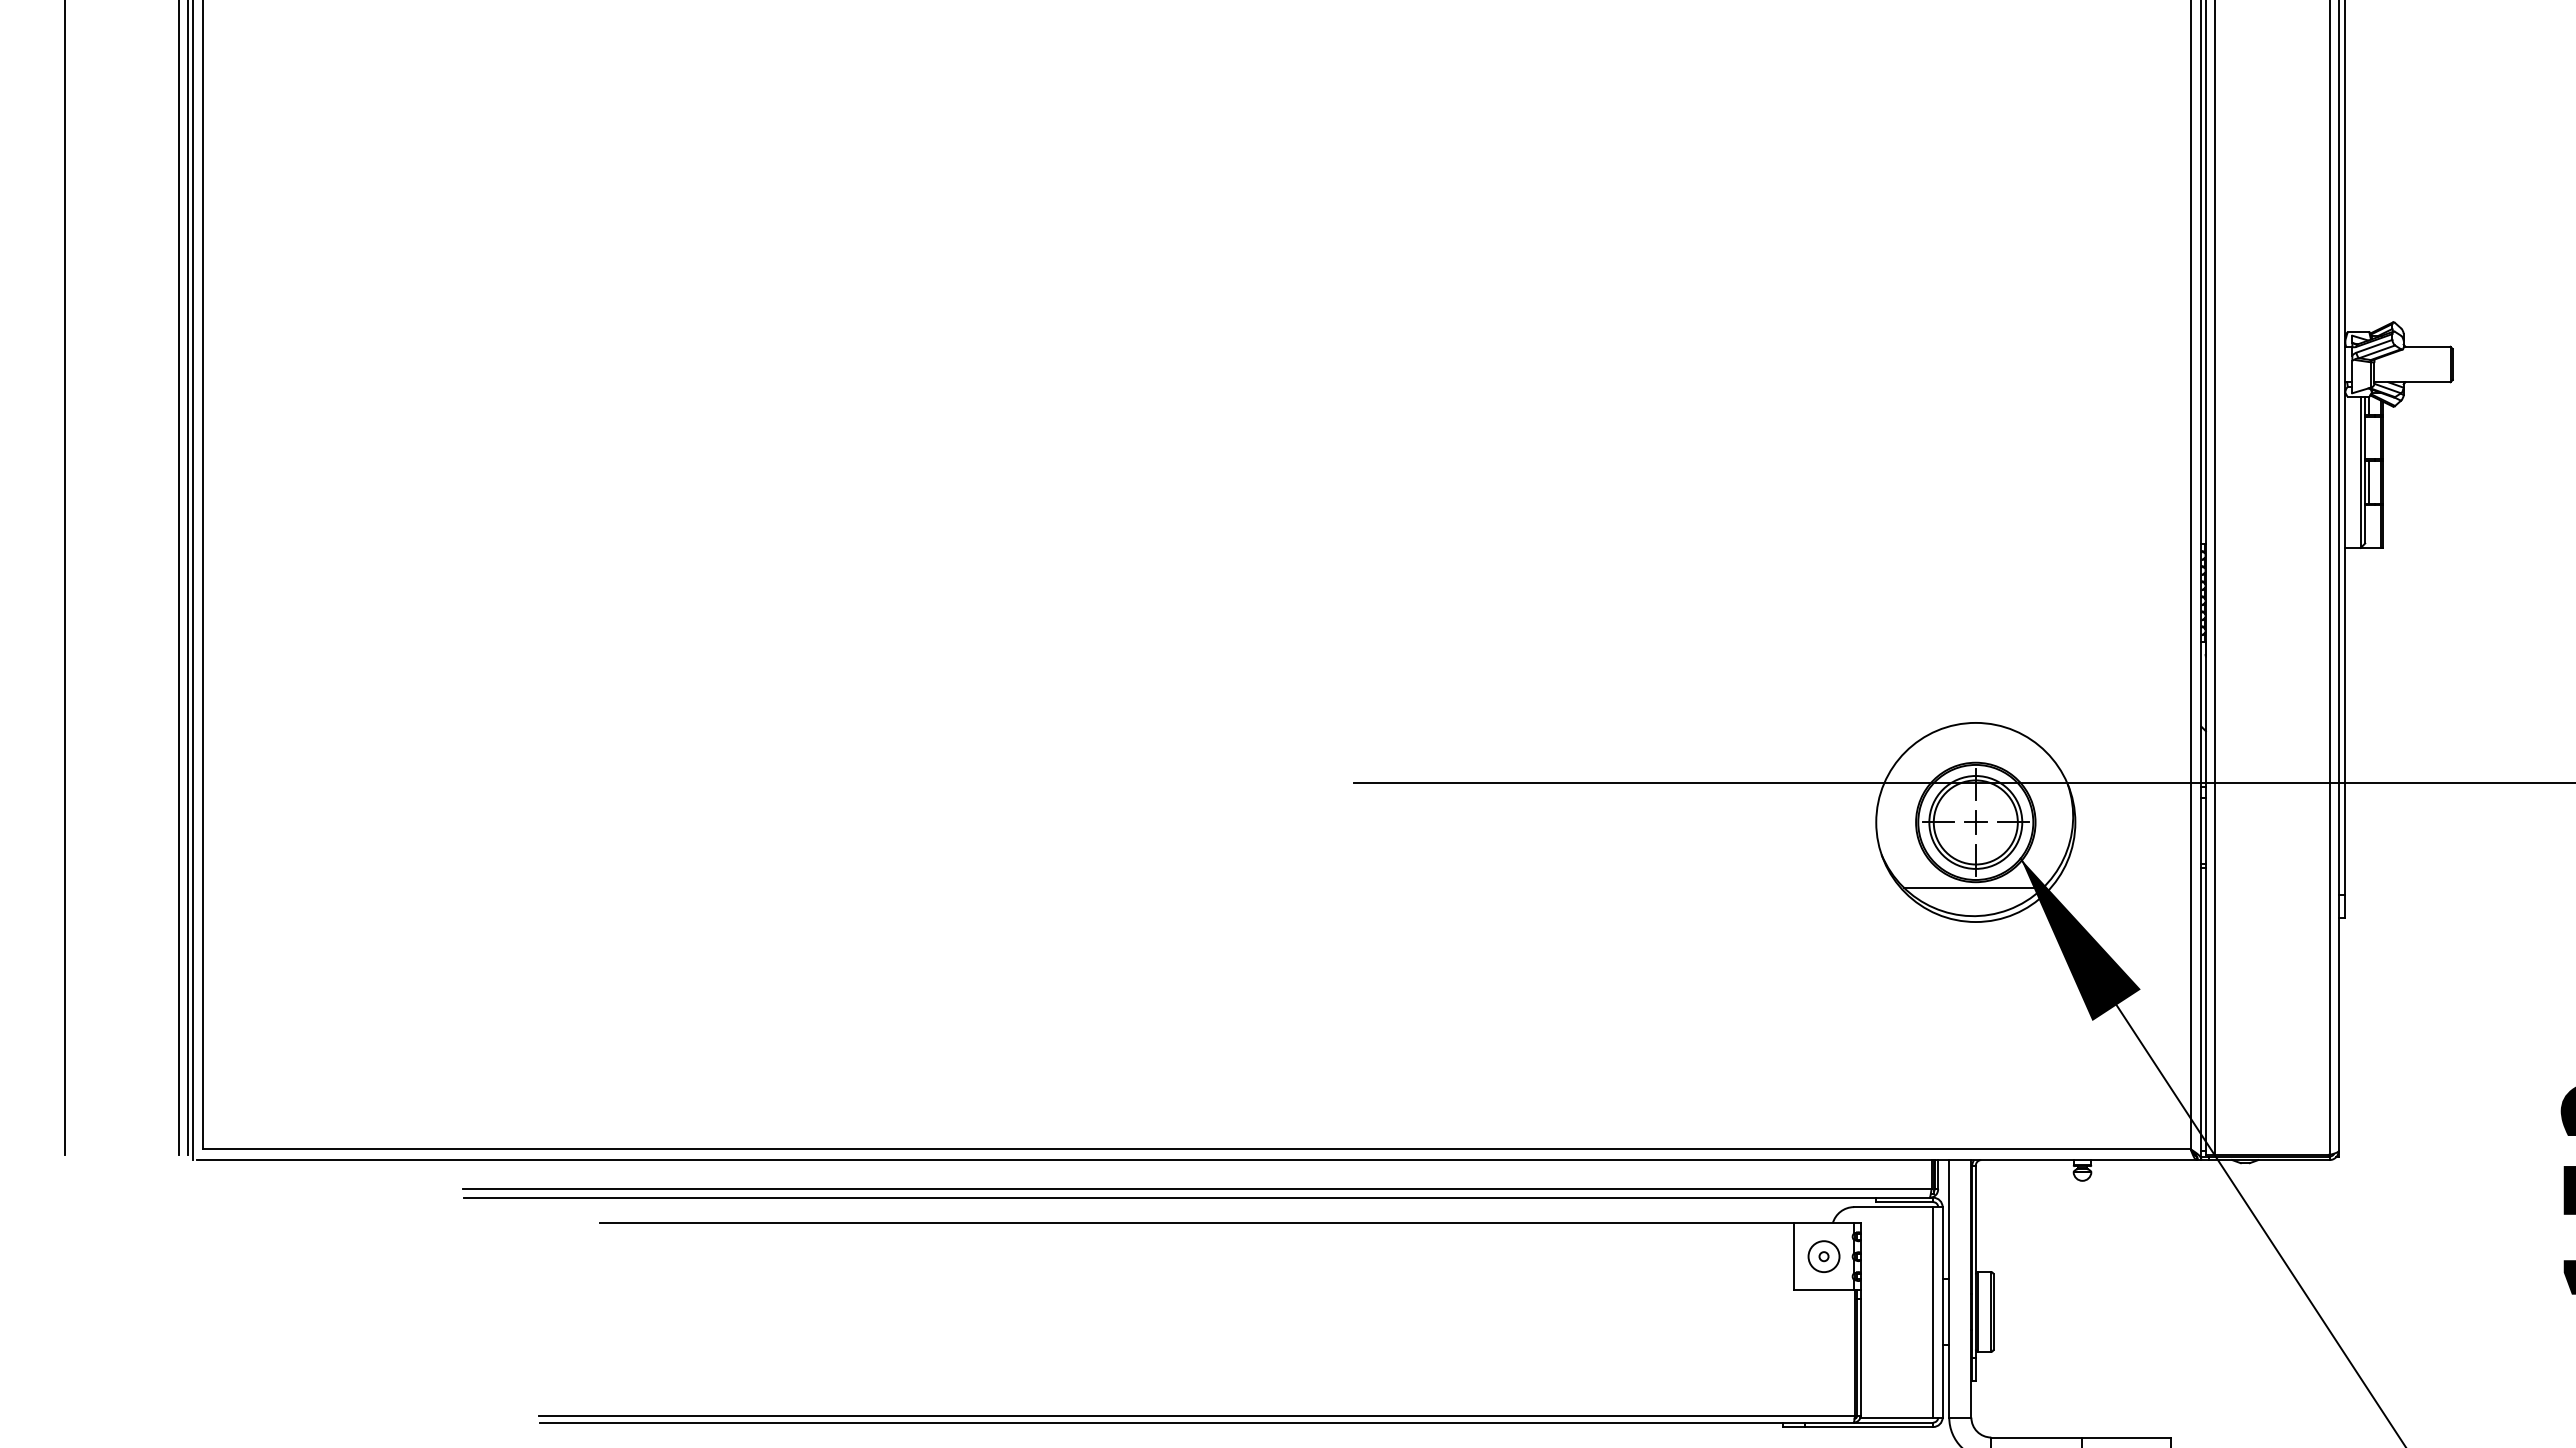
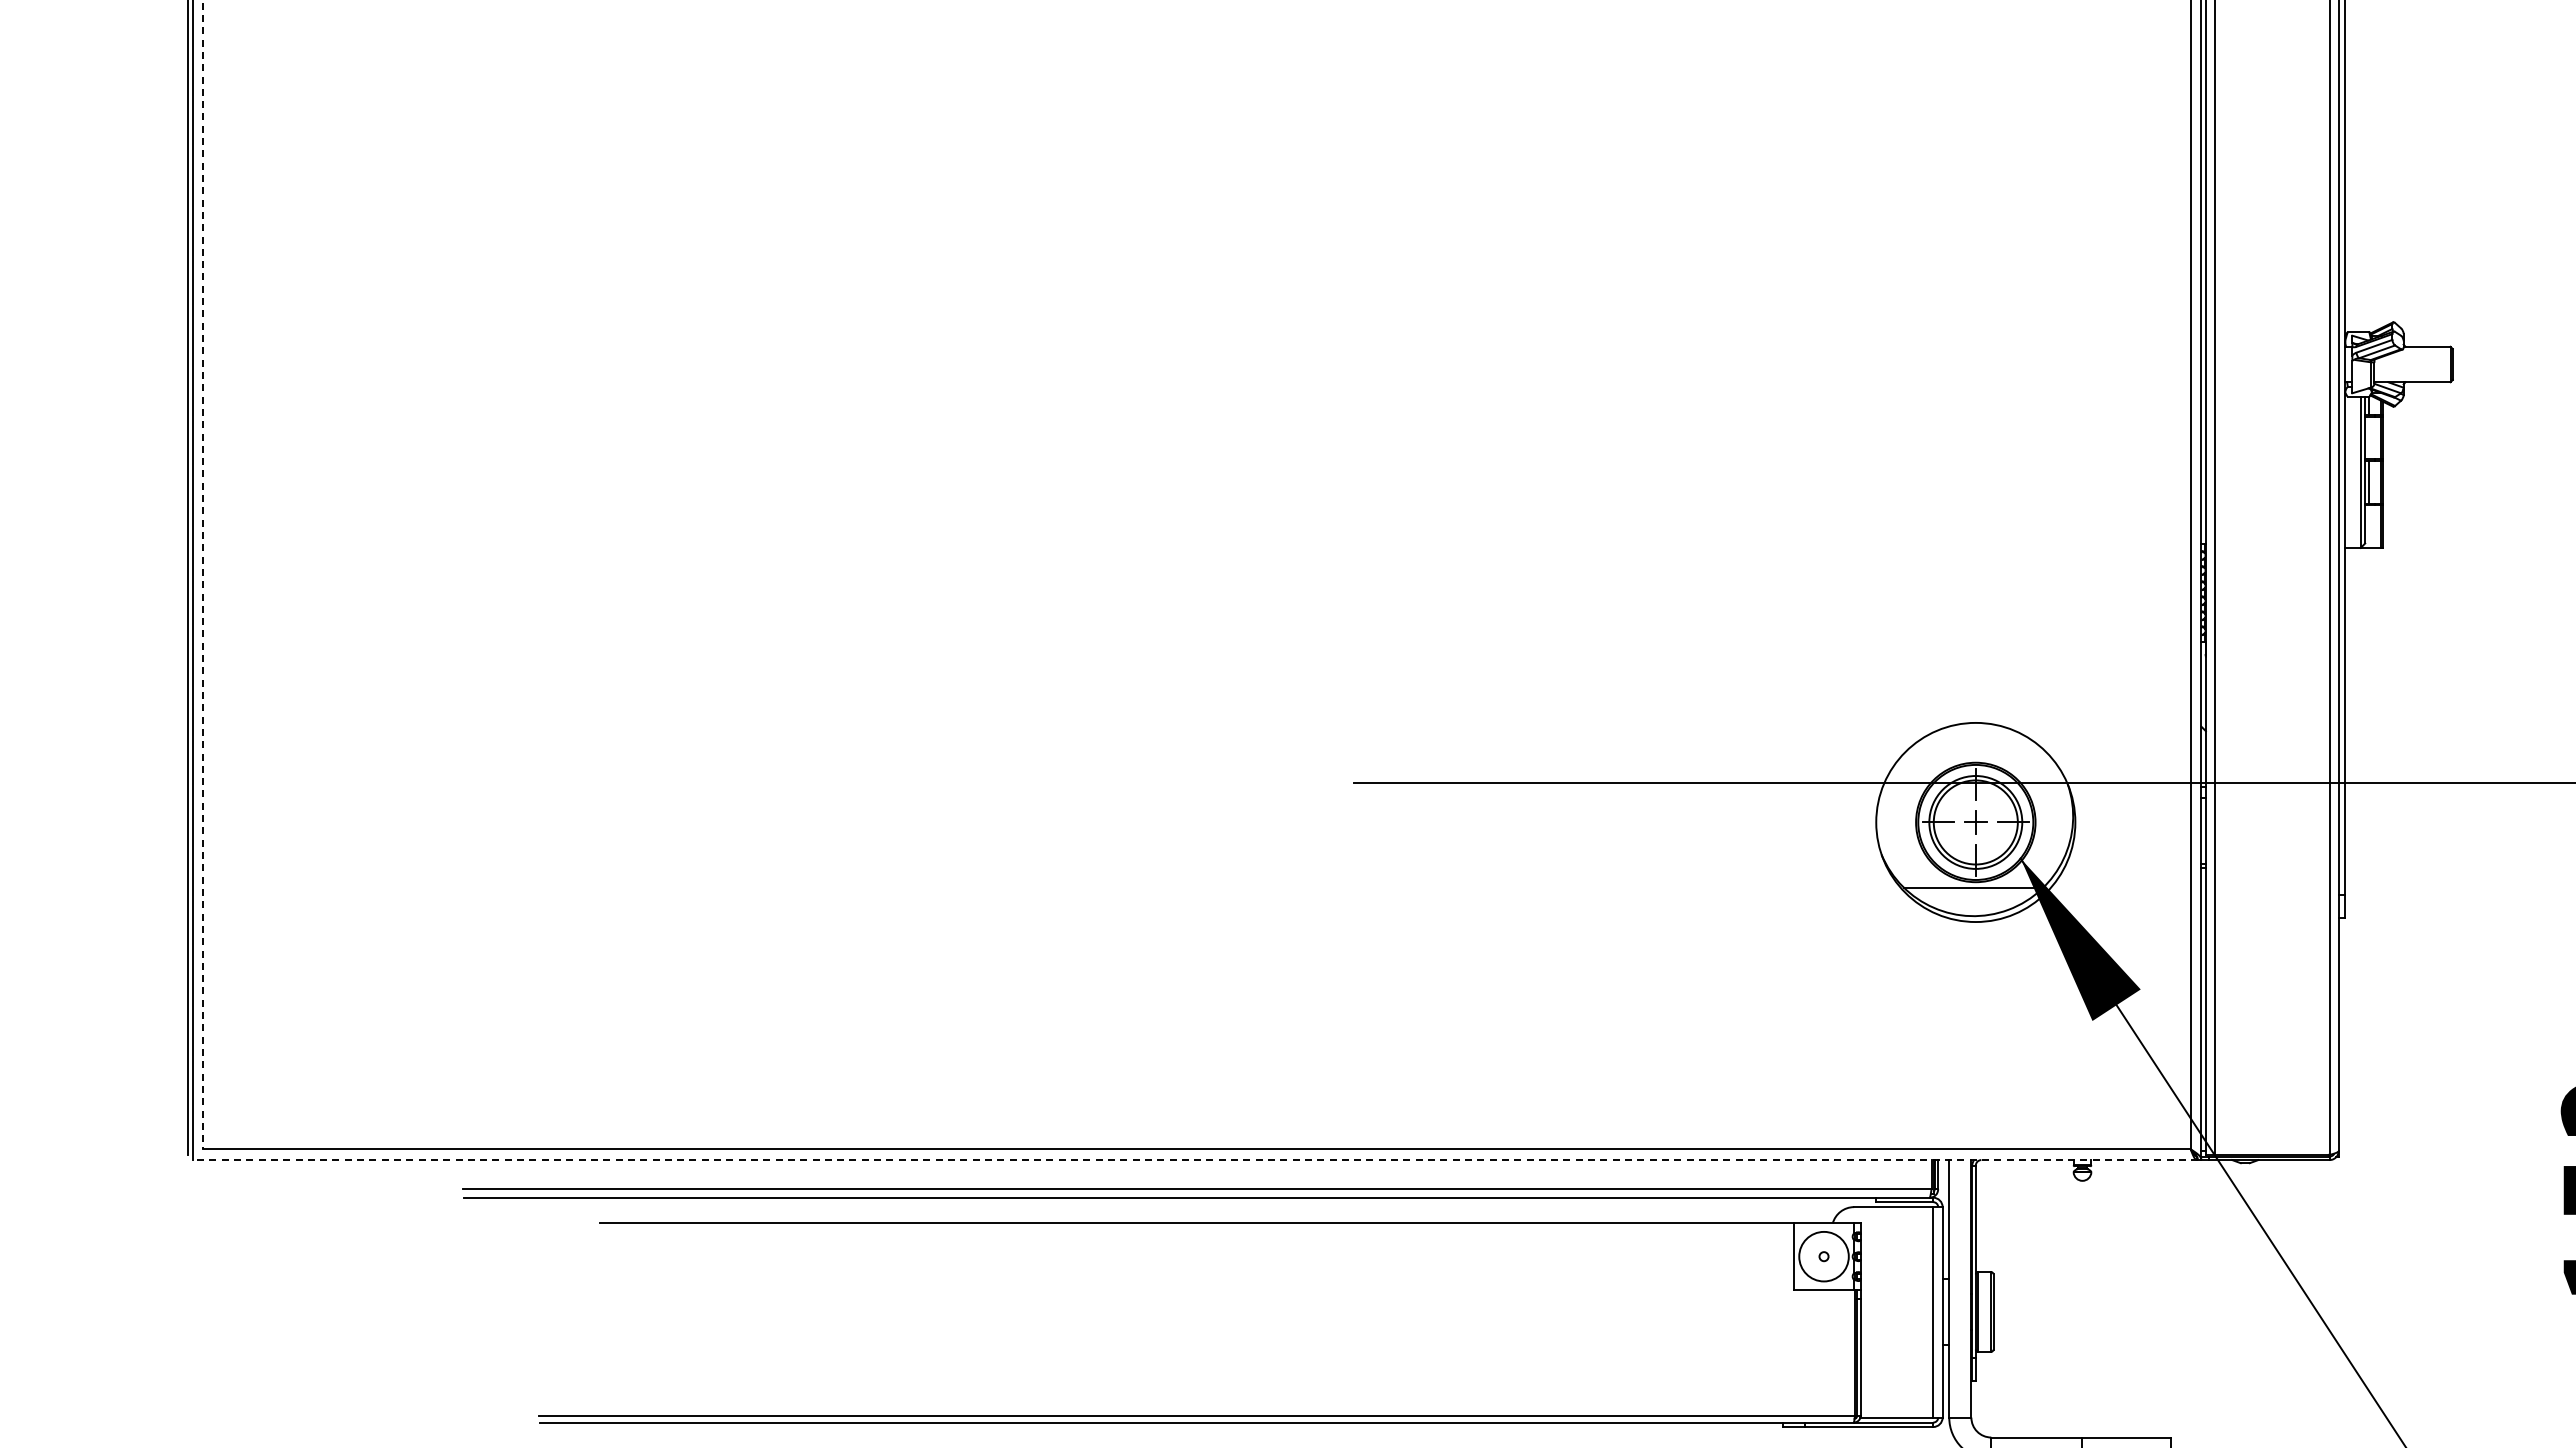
line: solid -> dashed (203, 575)
line: present -> none (64, 578)
line: present -> none (179, 578)
line: solid -> dashed (1197, 1160)
circle diameter: 31 px -> 50 px (1823, 1256)
